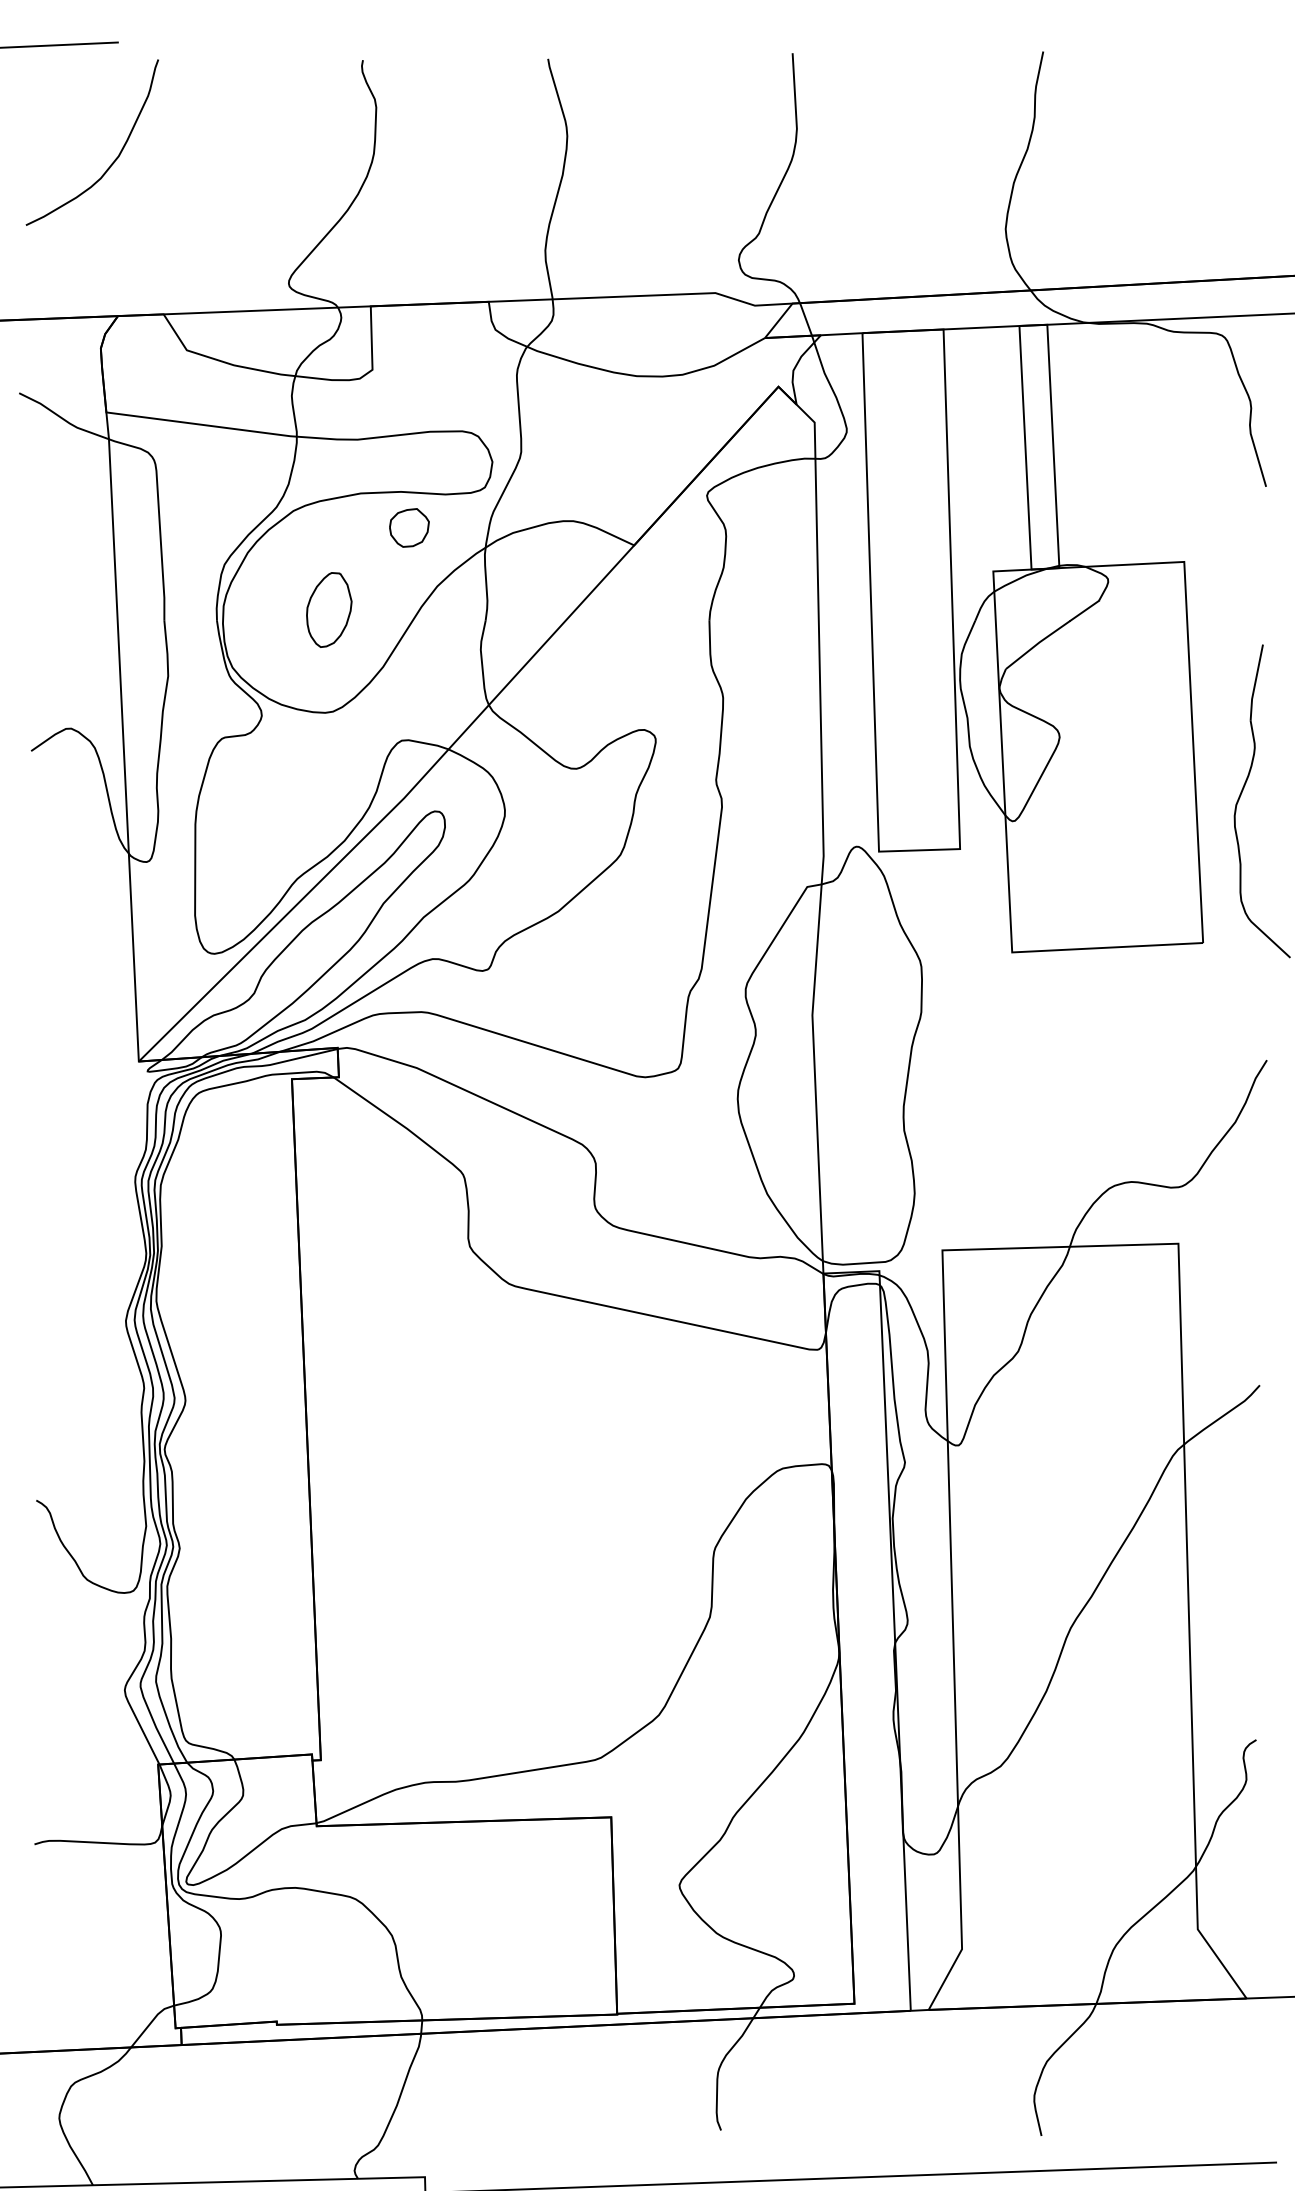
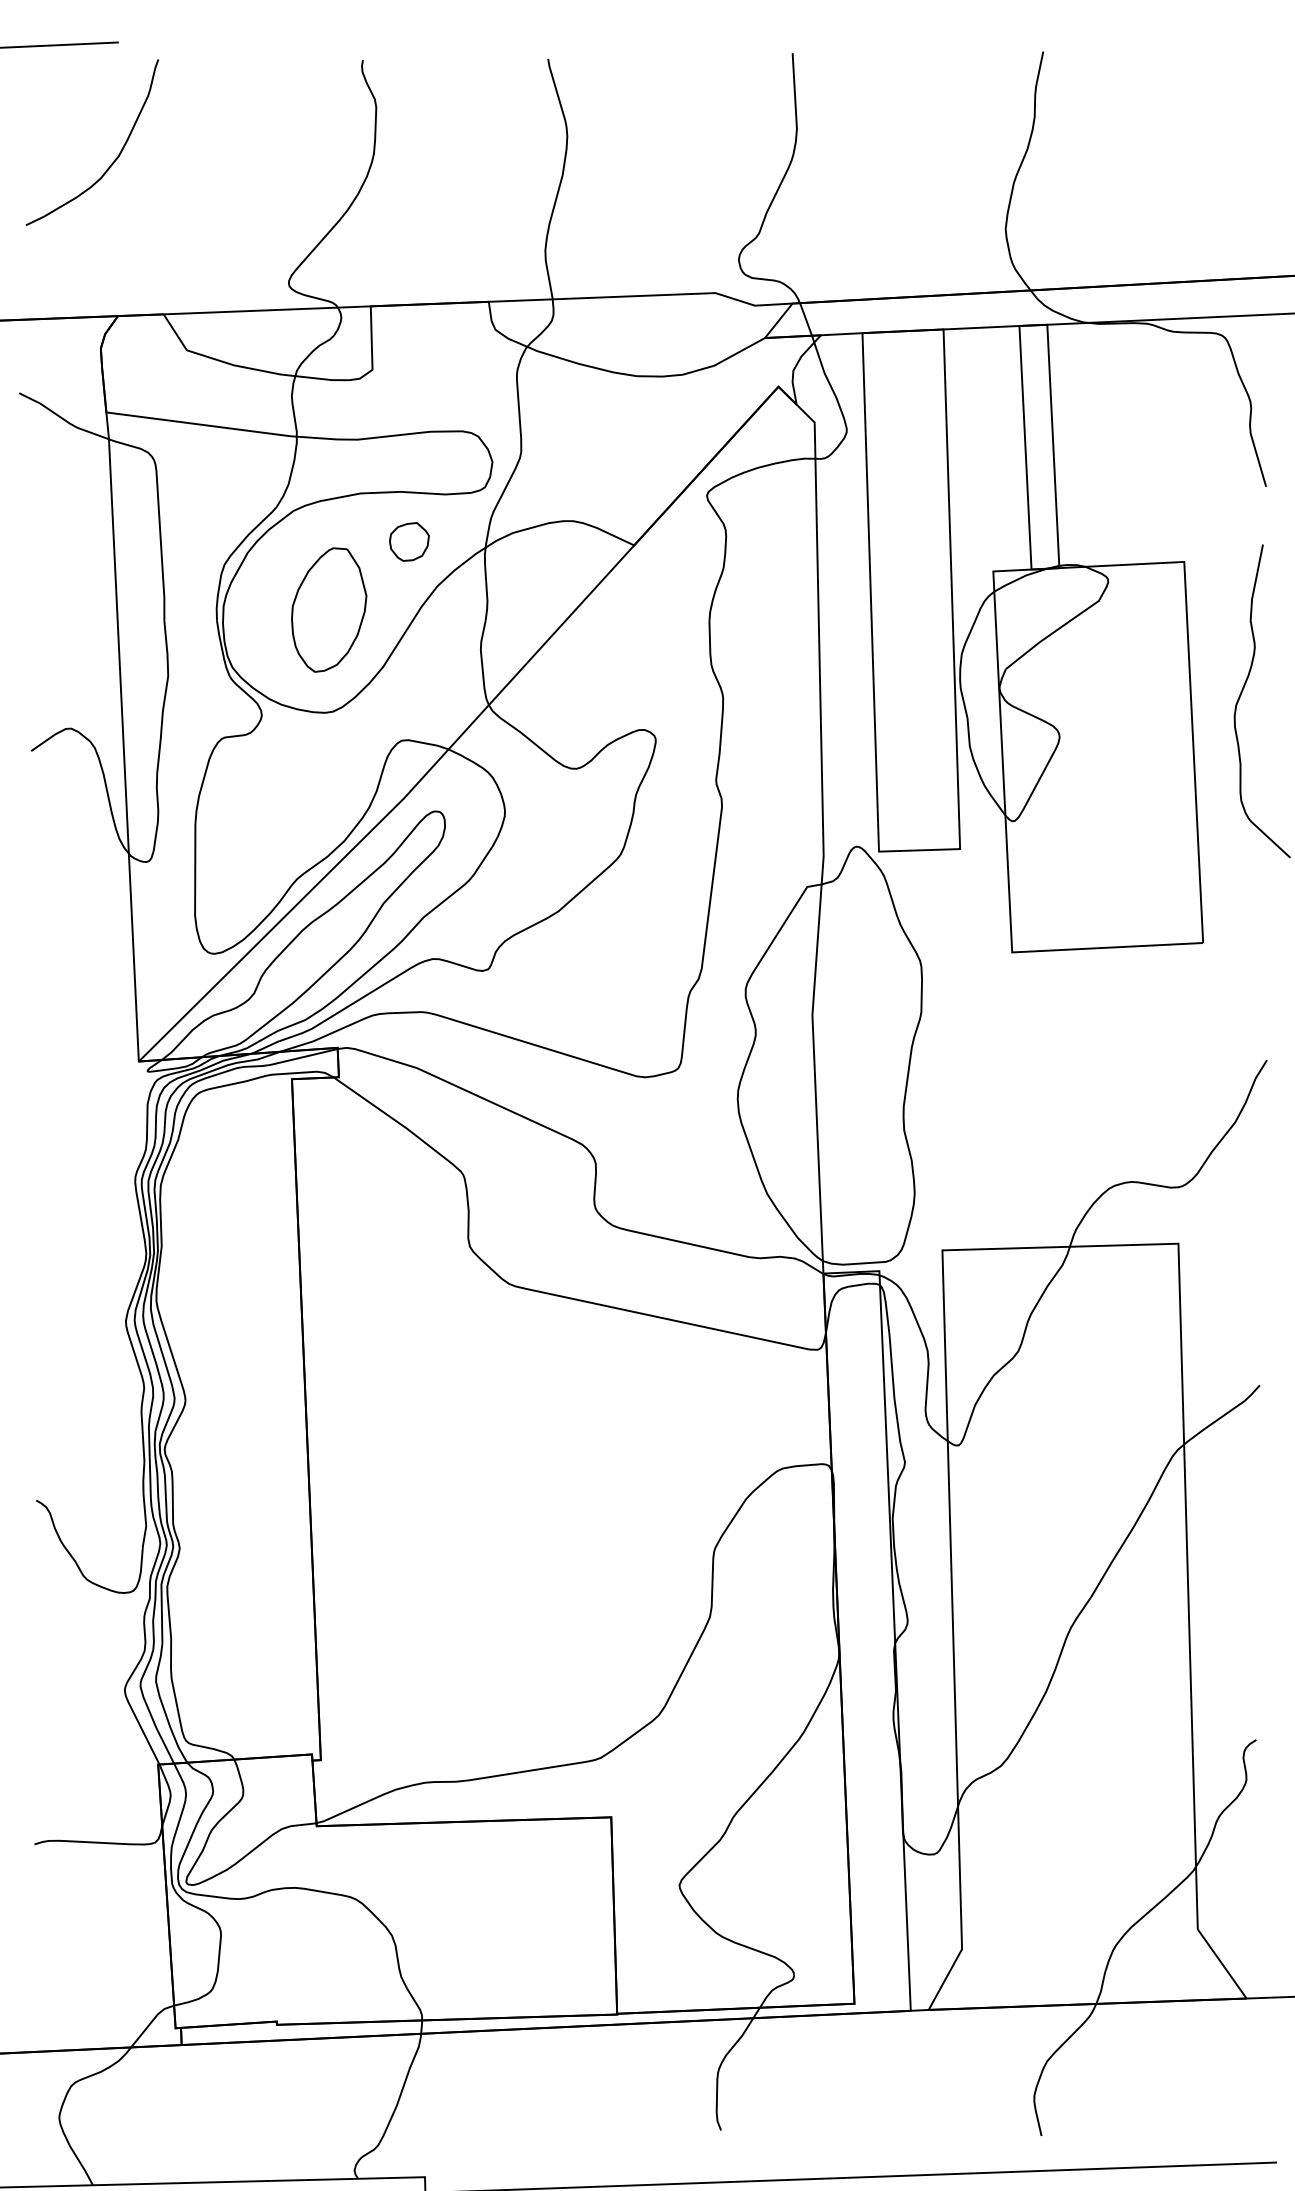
part position: (409, 527) -> (409, 541) (409, 541)
part size: 47x76 px -> 77x126 px (329, 609)
part position: (1242, 793) -> (1242, 693) (1242, 693)
